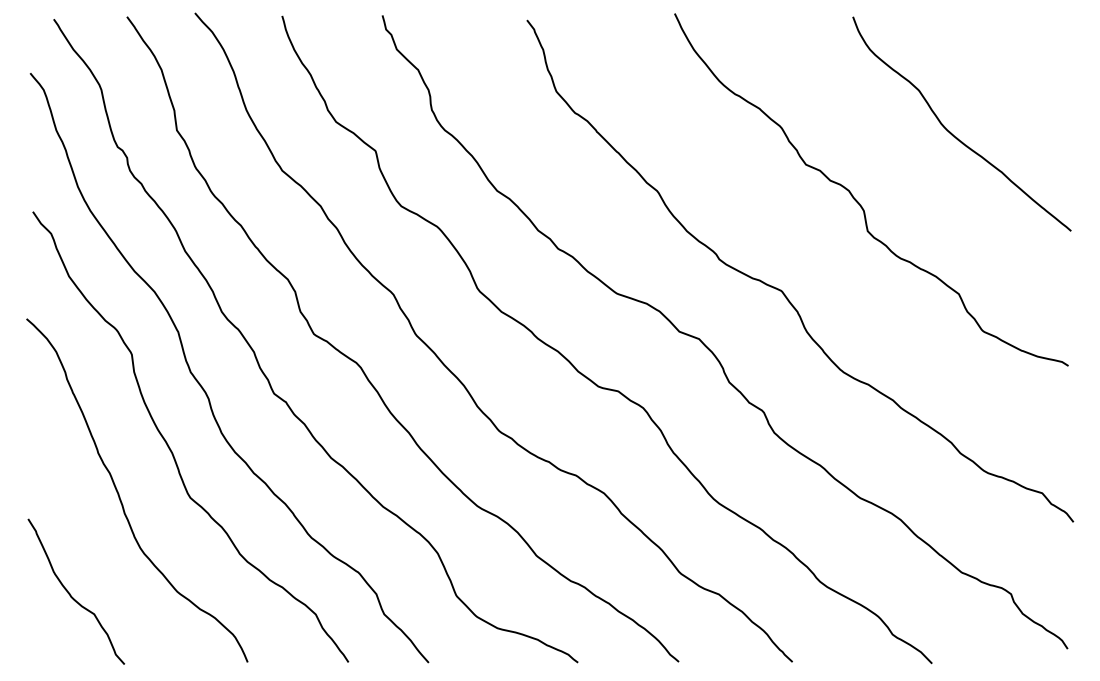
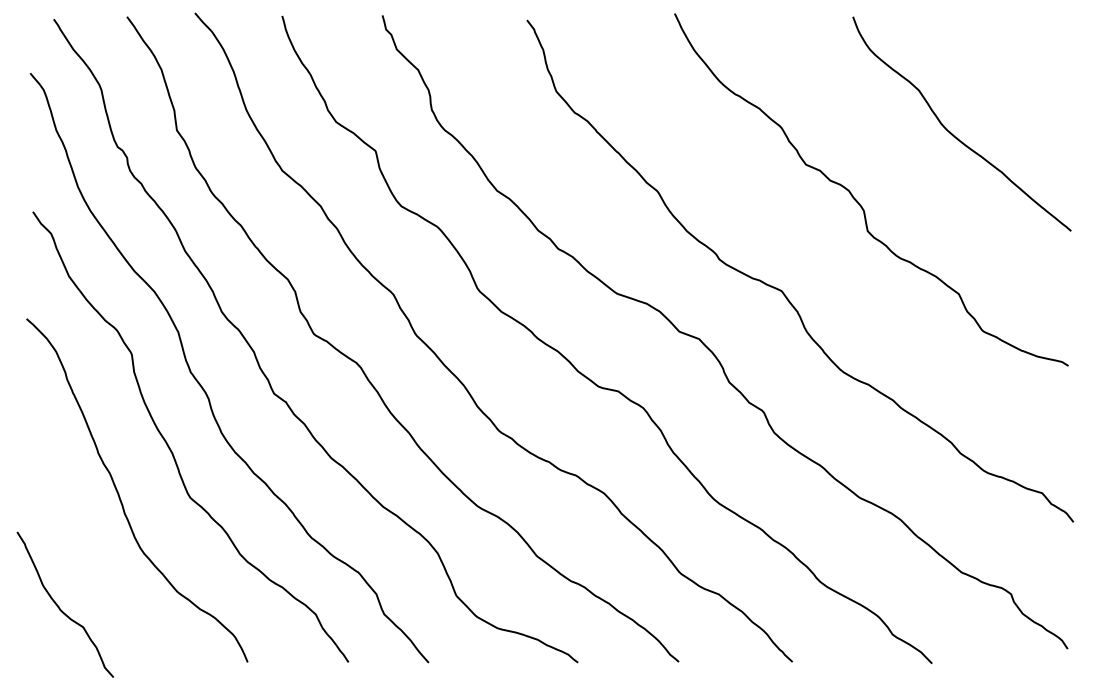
curve position: (70, 593) -> (59, 606) (59, 606)
